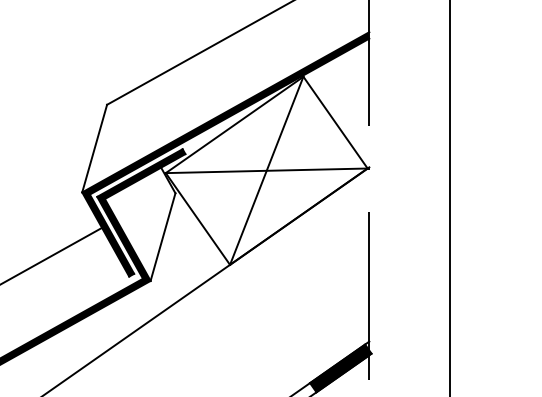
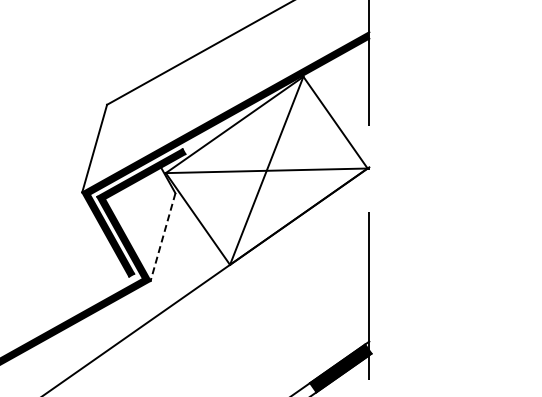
line: present -> none (450, 197)
line: solid -> dashed (163, 237)
line: present -> none (51, 255)
